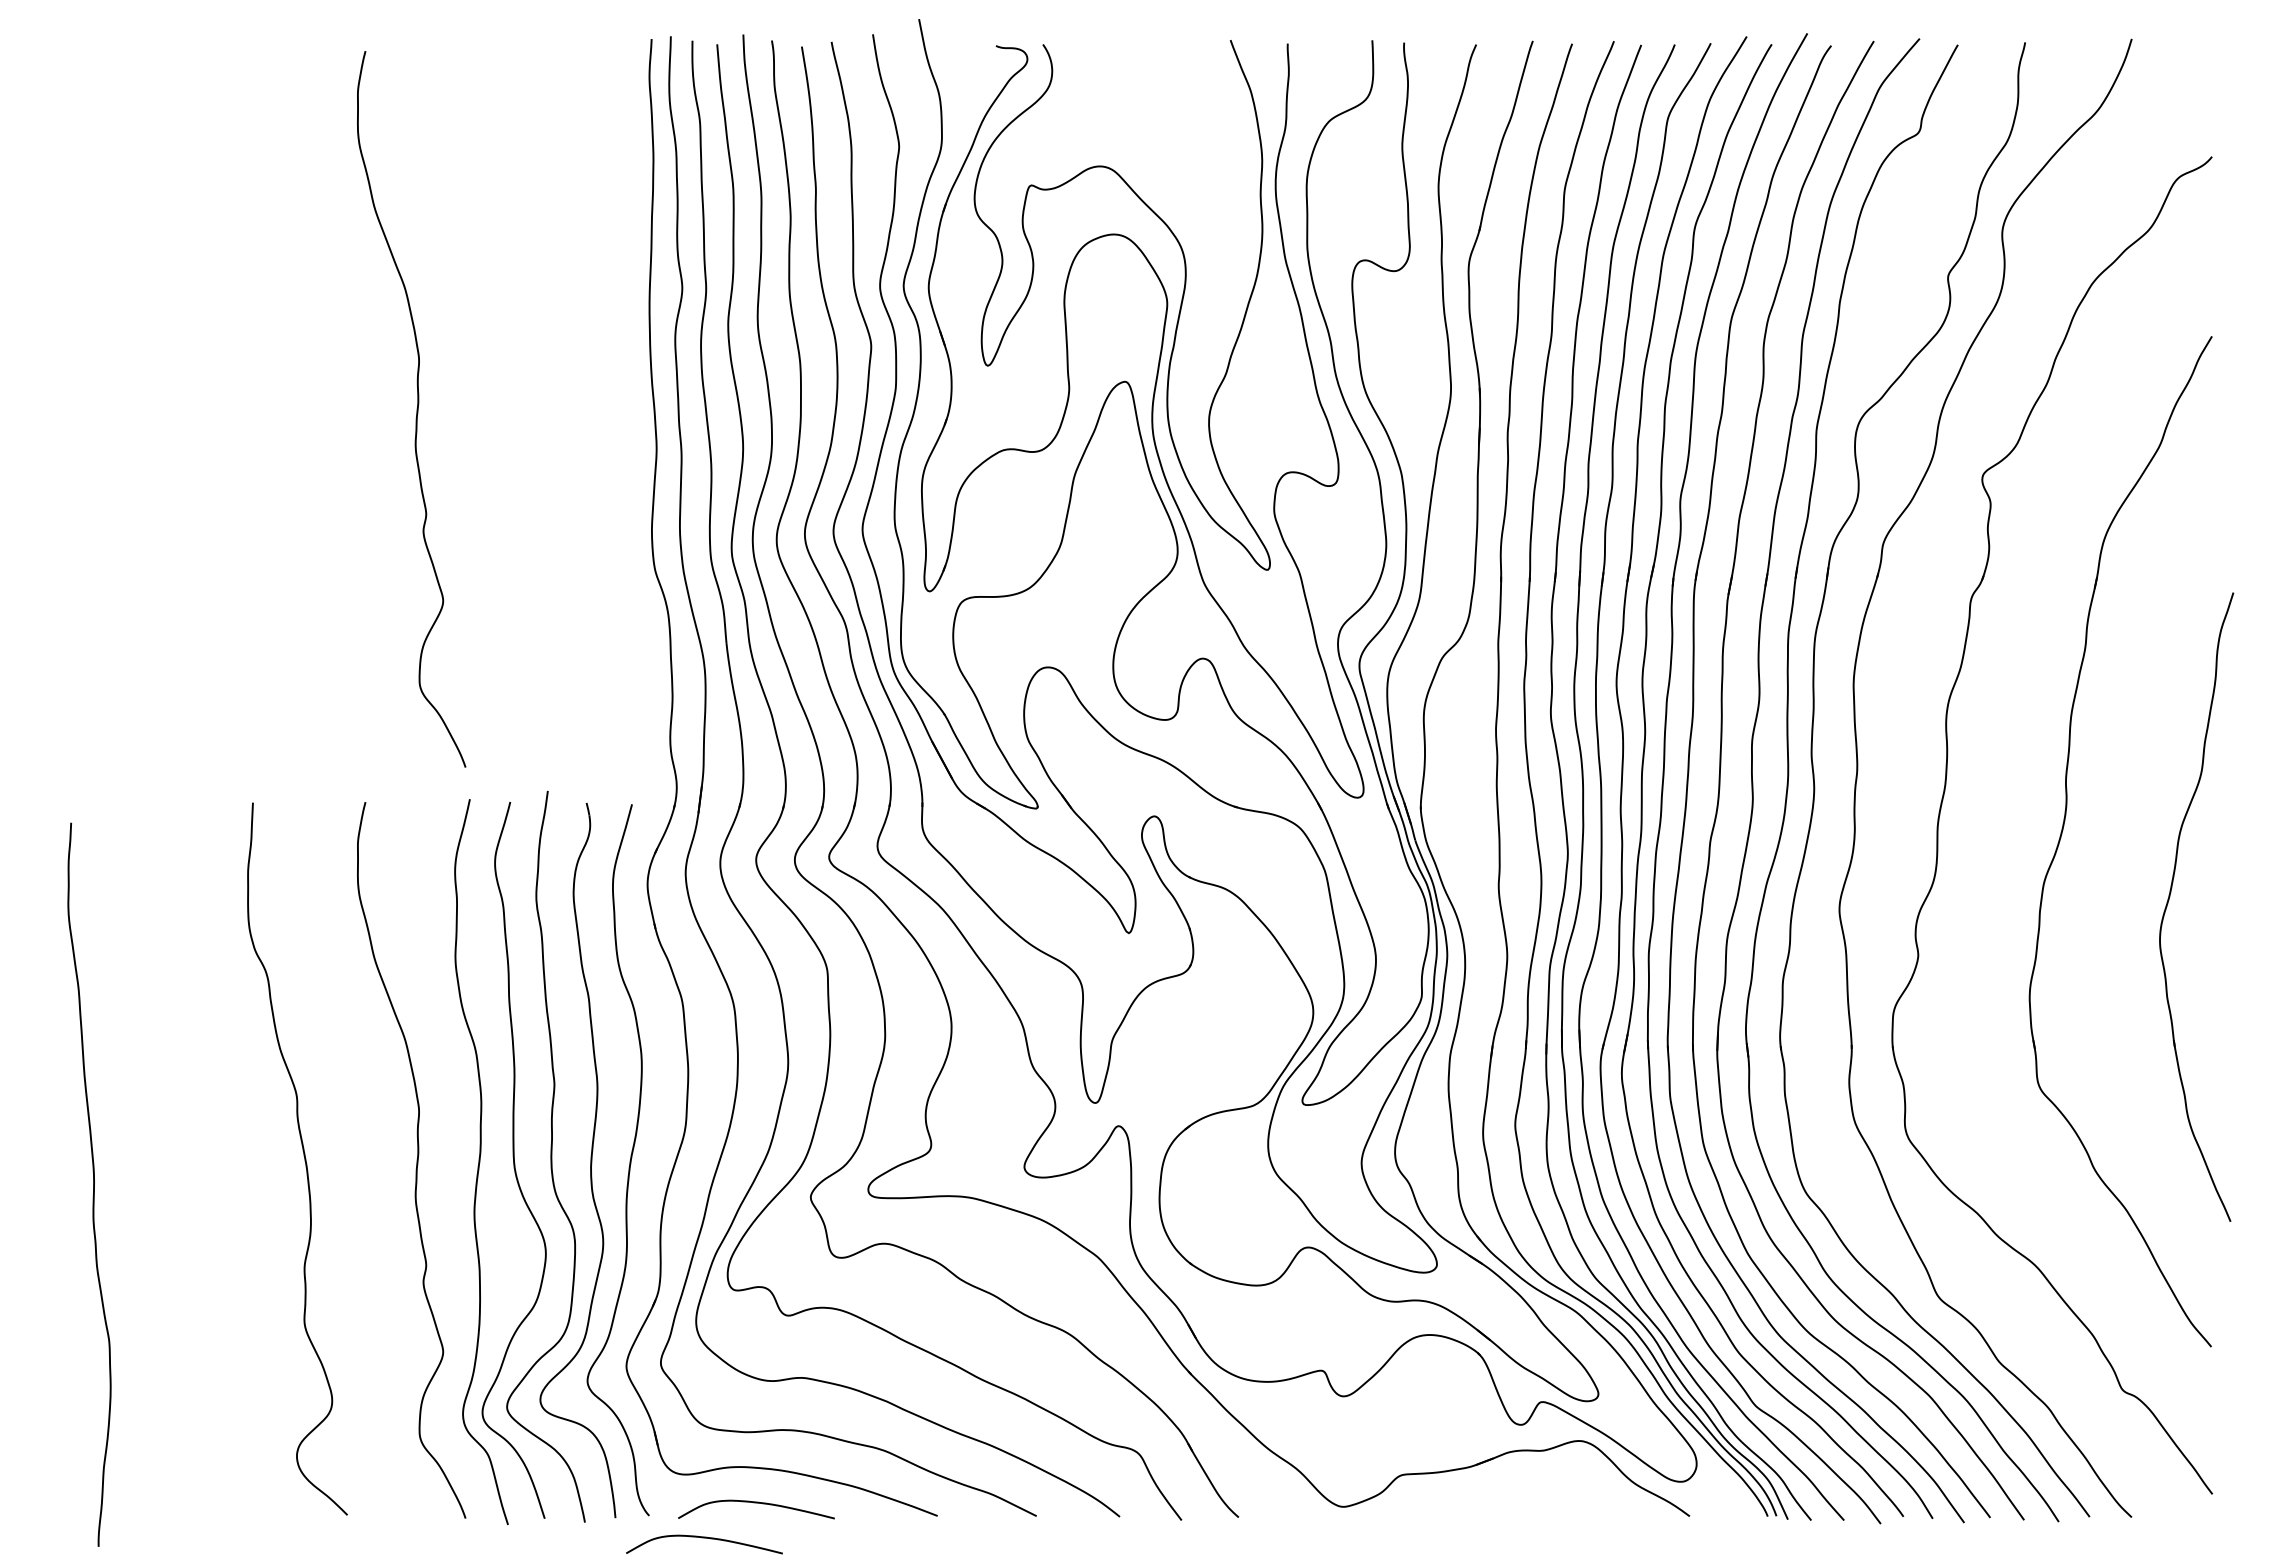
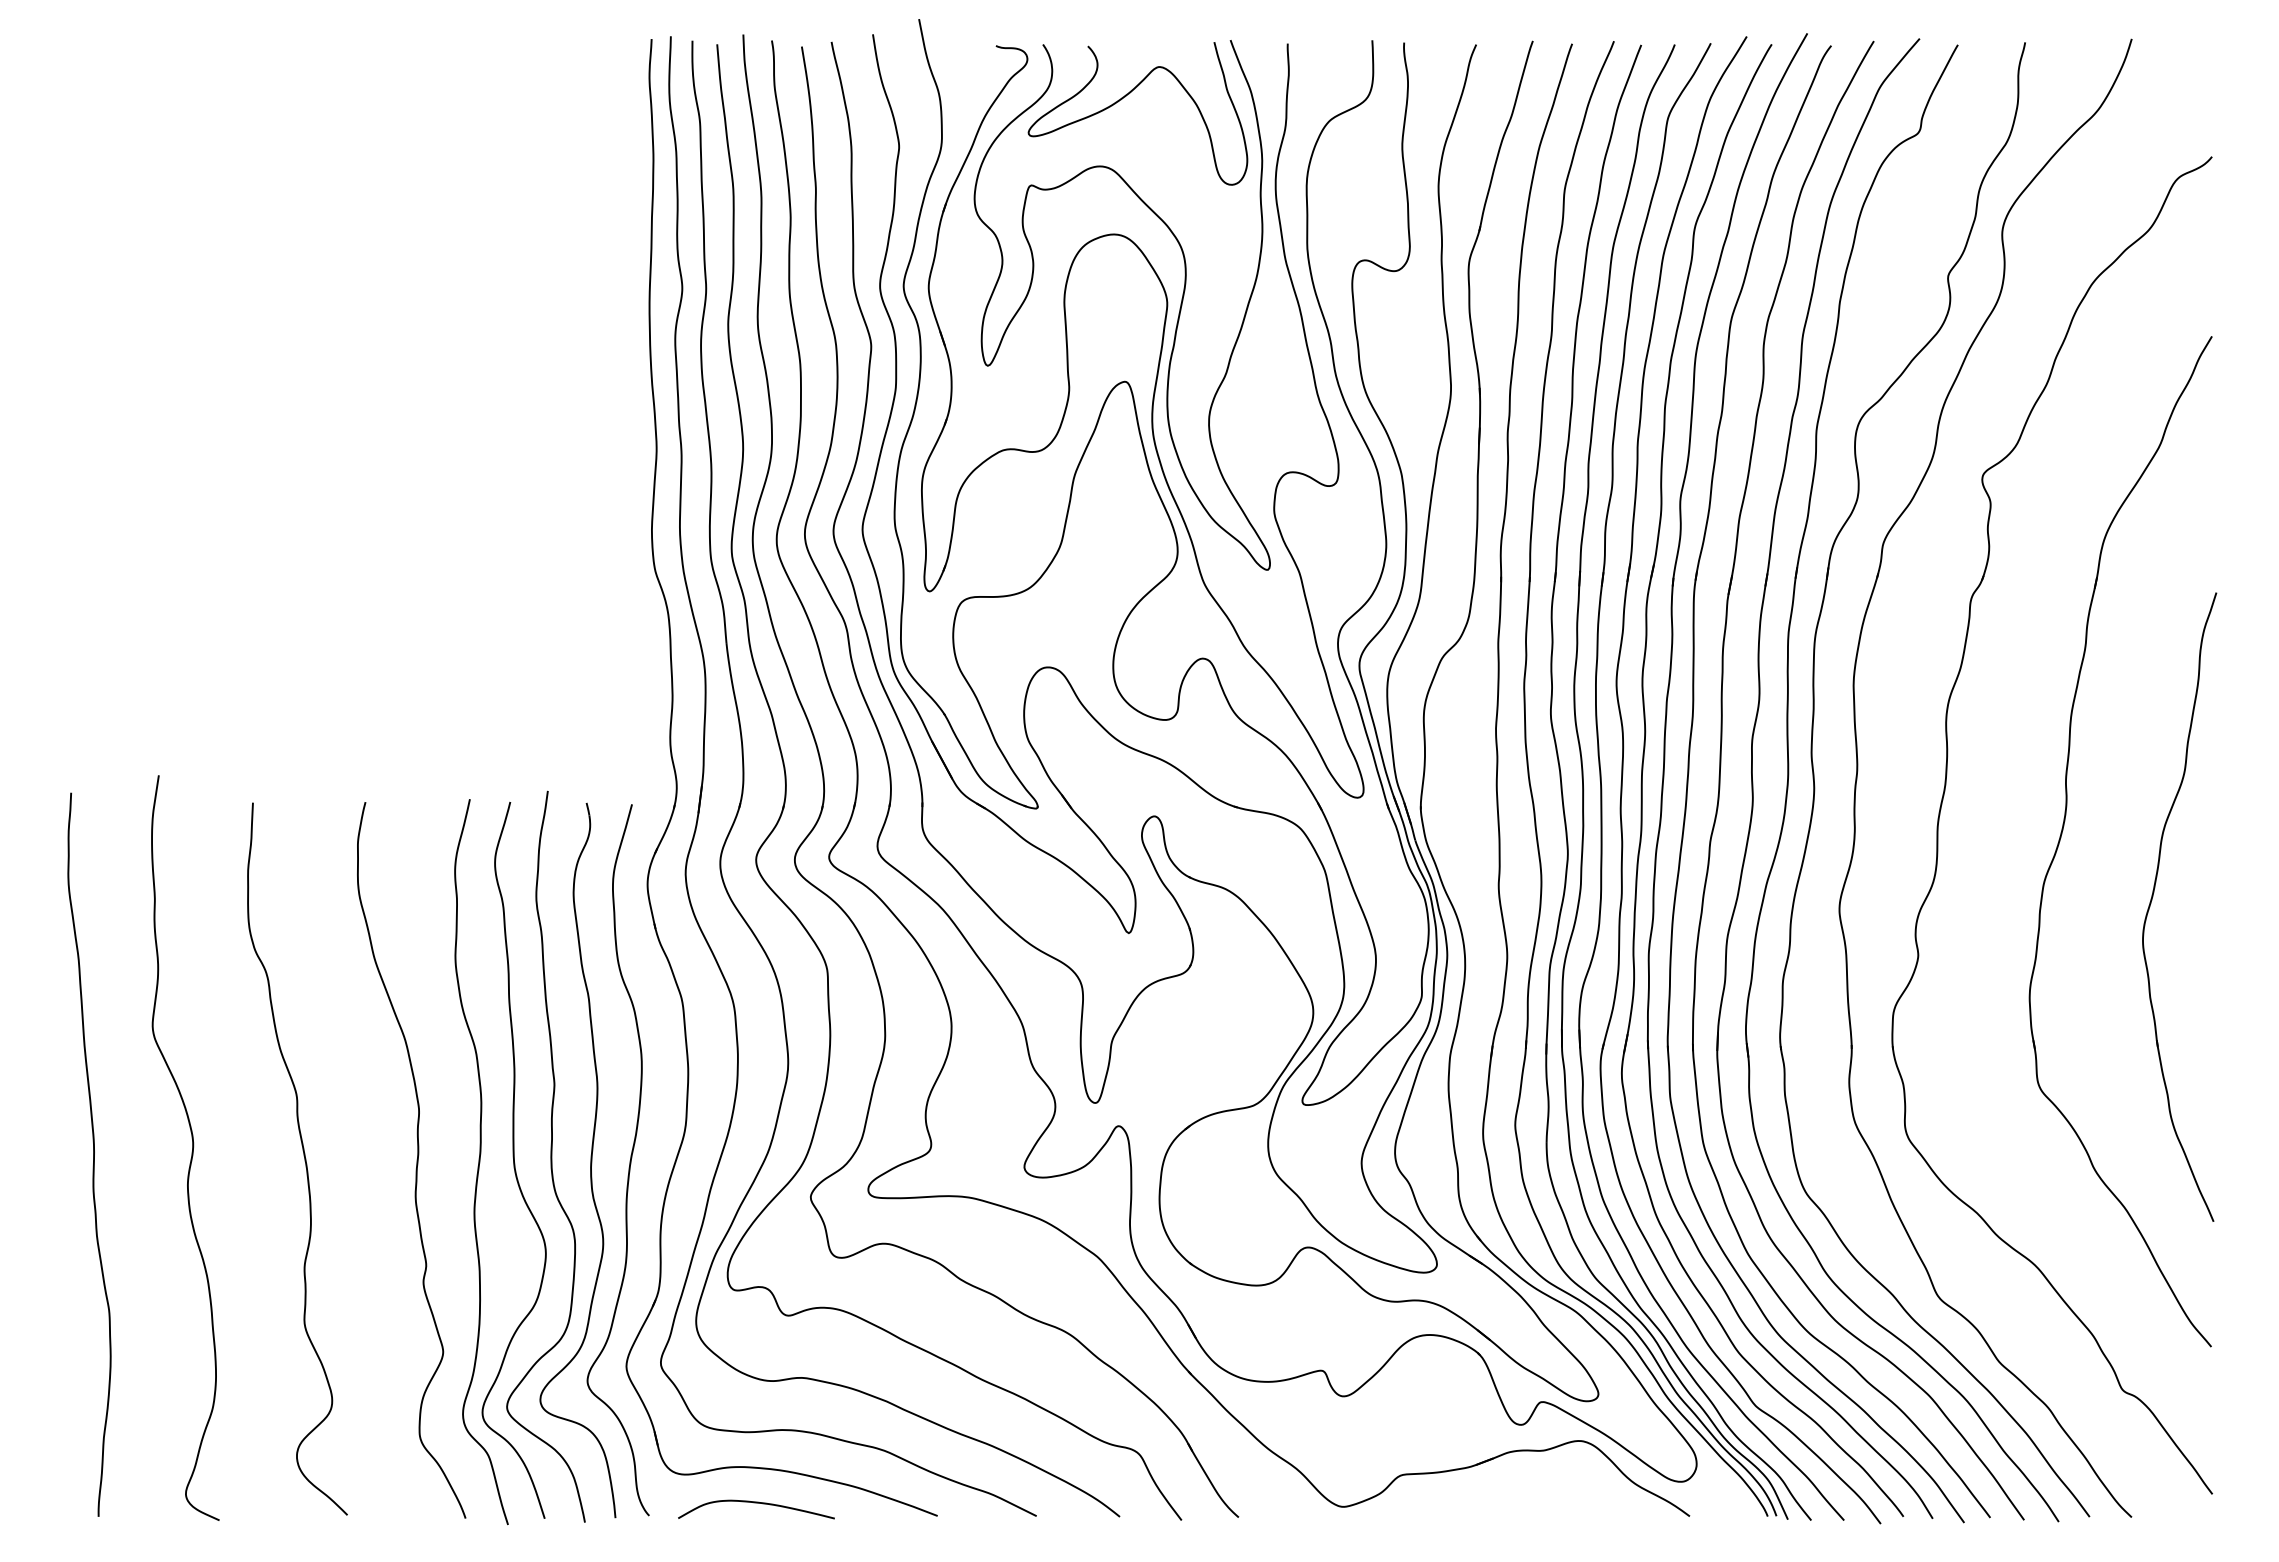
curve: none -> present (1125, 97)
curve: present -> none (416, 409)
part position: (2169, 900) -> (2152, 900) (2152, 900)
curve: none -> present (192, 1147)
curve position: (93, 1184) -> (93, 1154) (93, 1154)
curve: present -> none (704, 1538)
